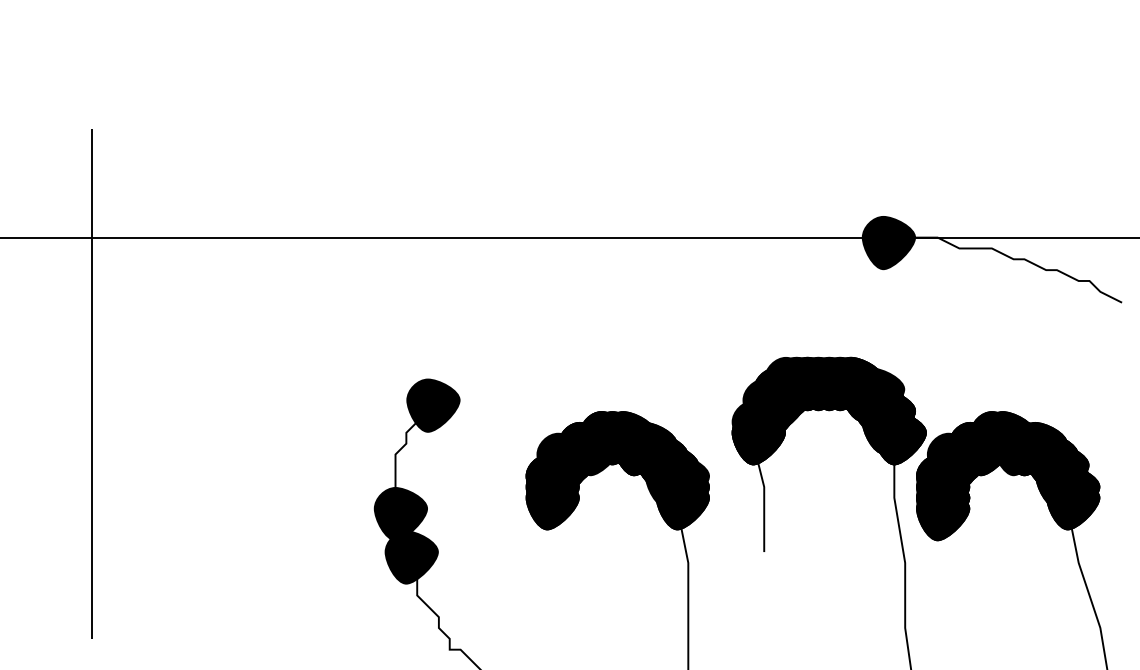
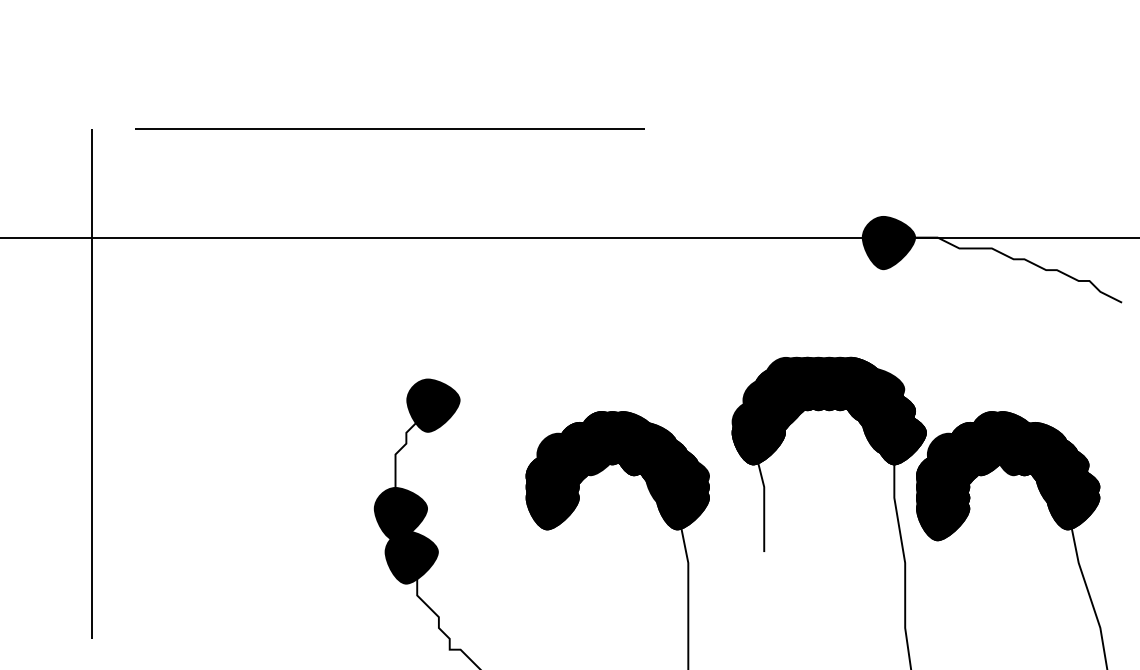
line: none -> present (389, 128)
